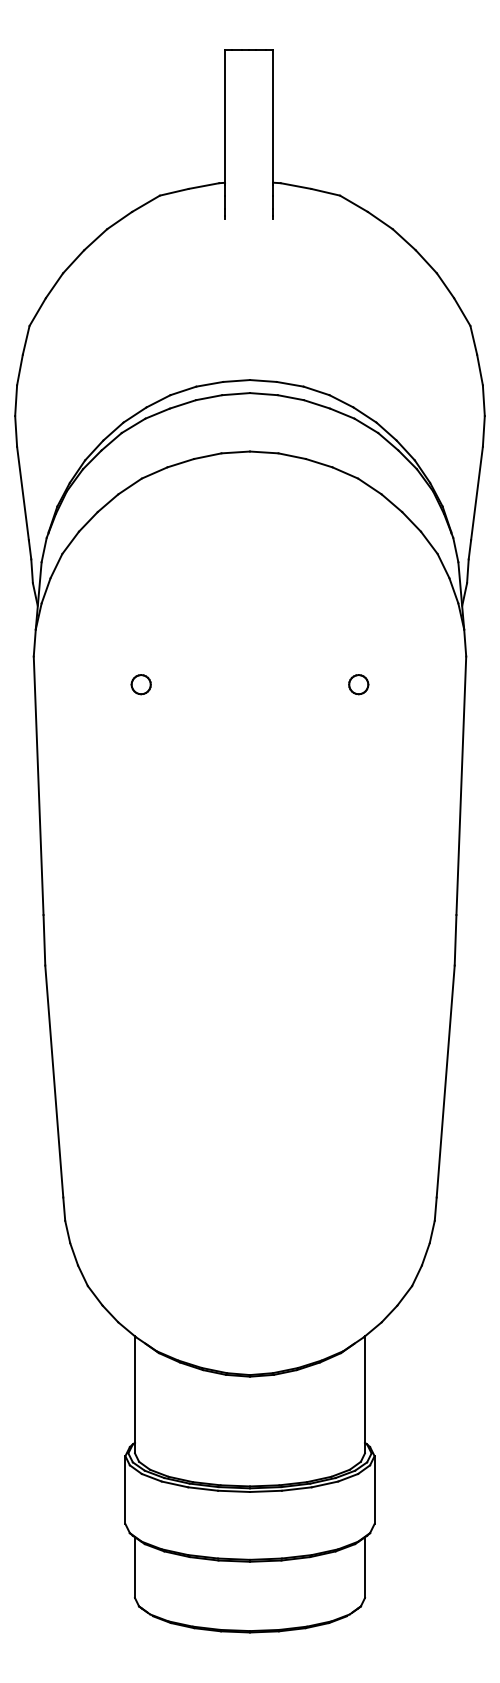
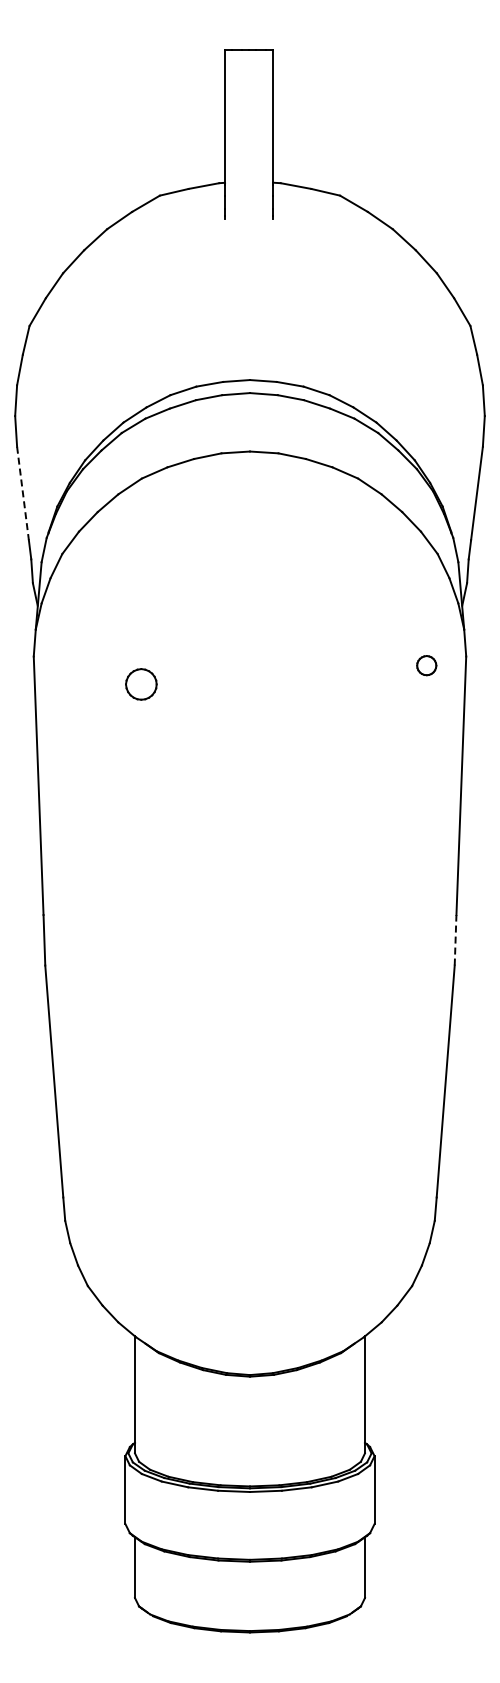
line: solid -> dashed (23, 493)
part size: 22x22 px -> 33x33 px (141, 684)
part position: (358, 684) -> (426, 665) (426, 665)
line: solid -> dashed (455, 939)
